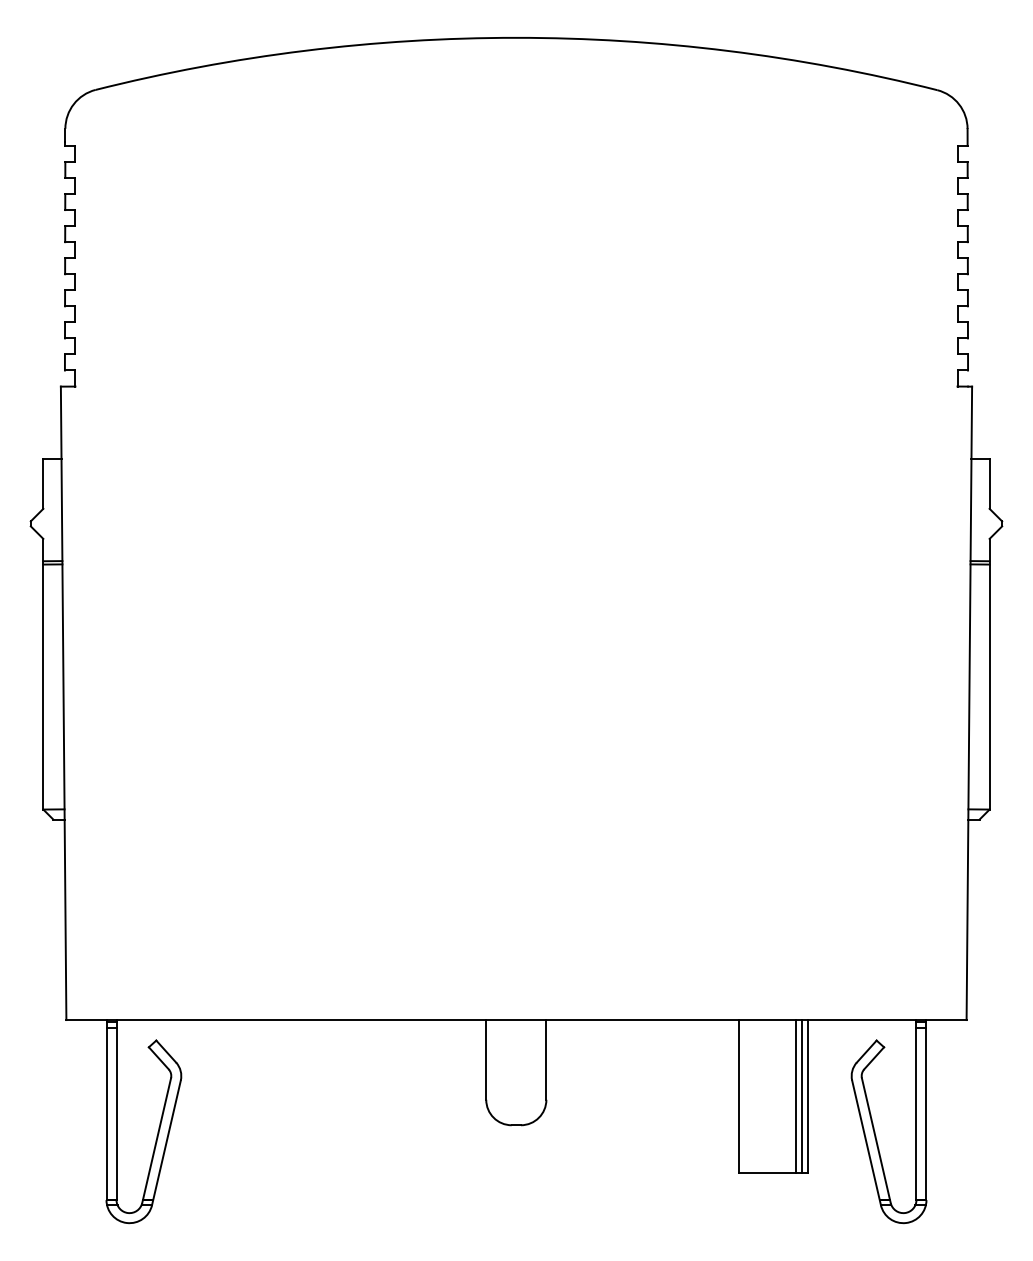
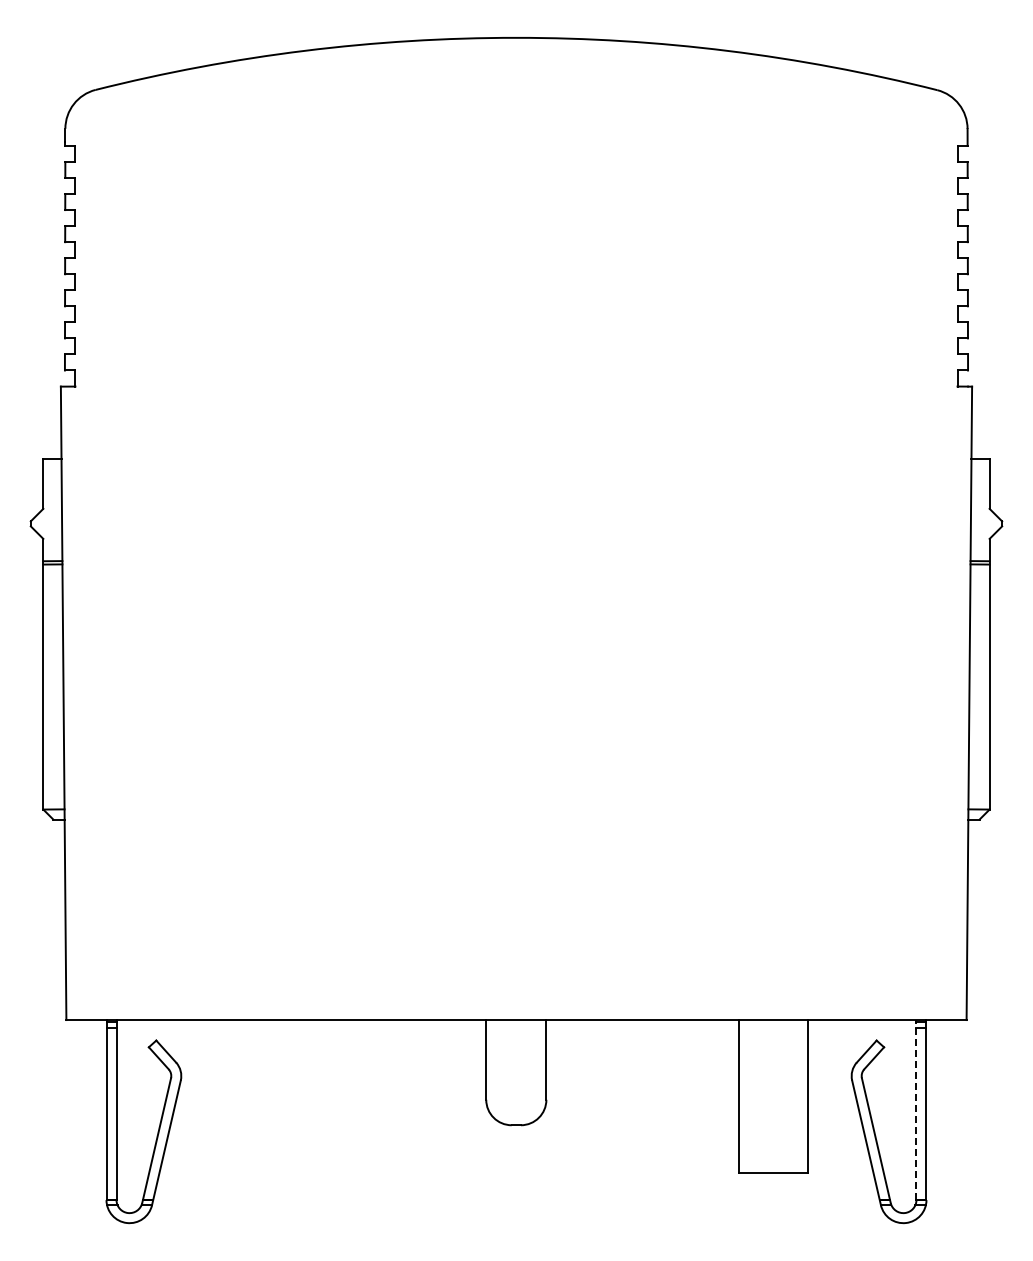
line: present -> none (796, 1096)
line: present -> none (801, 1096)
line: solid -> dashed (916, 1109)
